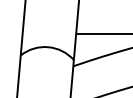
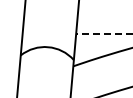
line: solid -> dashed (103, 33)
